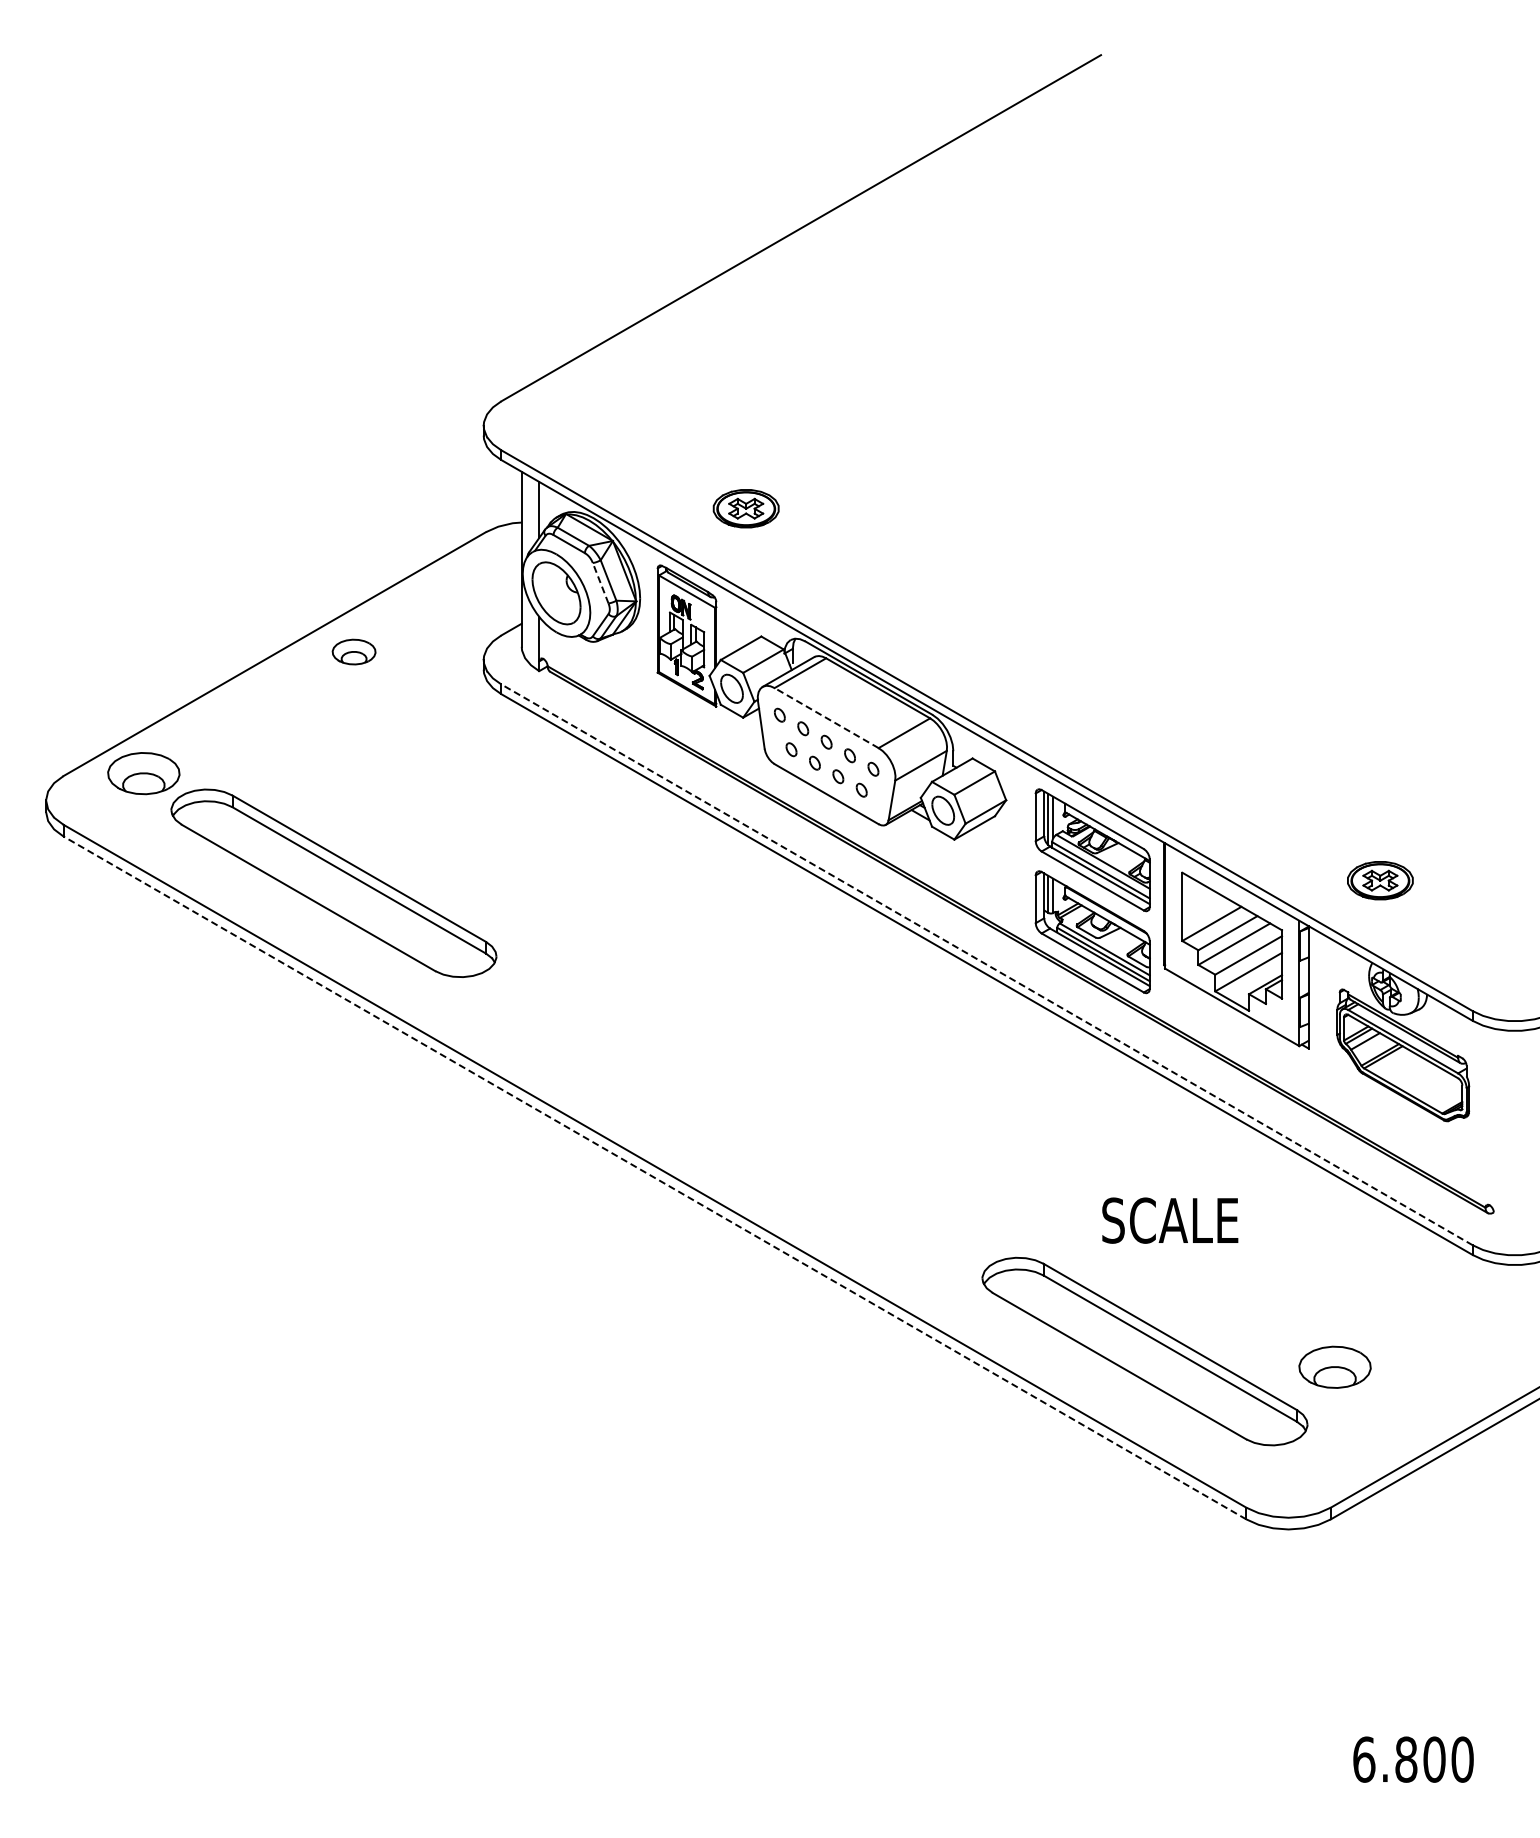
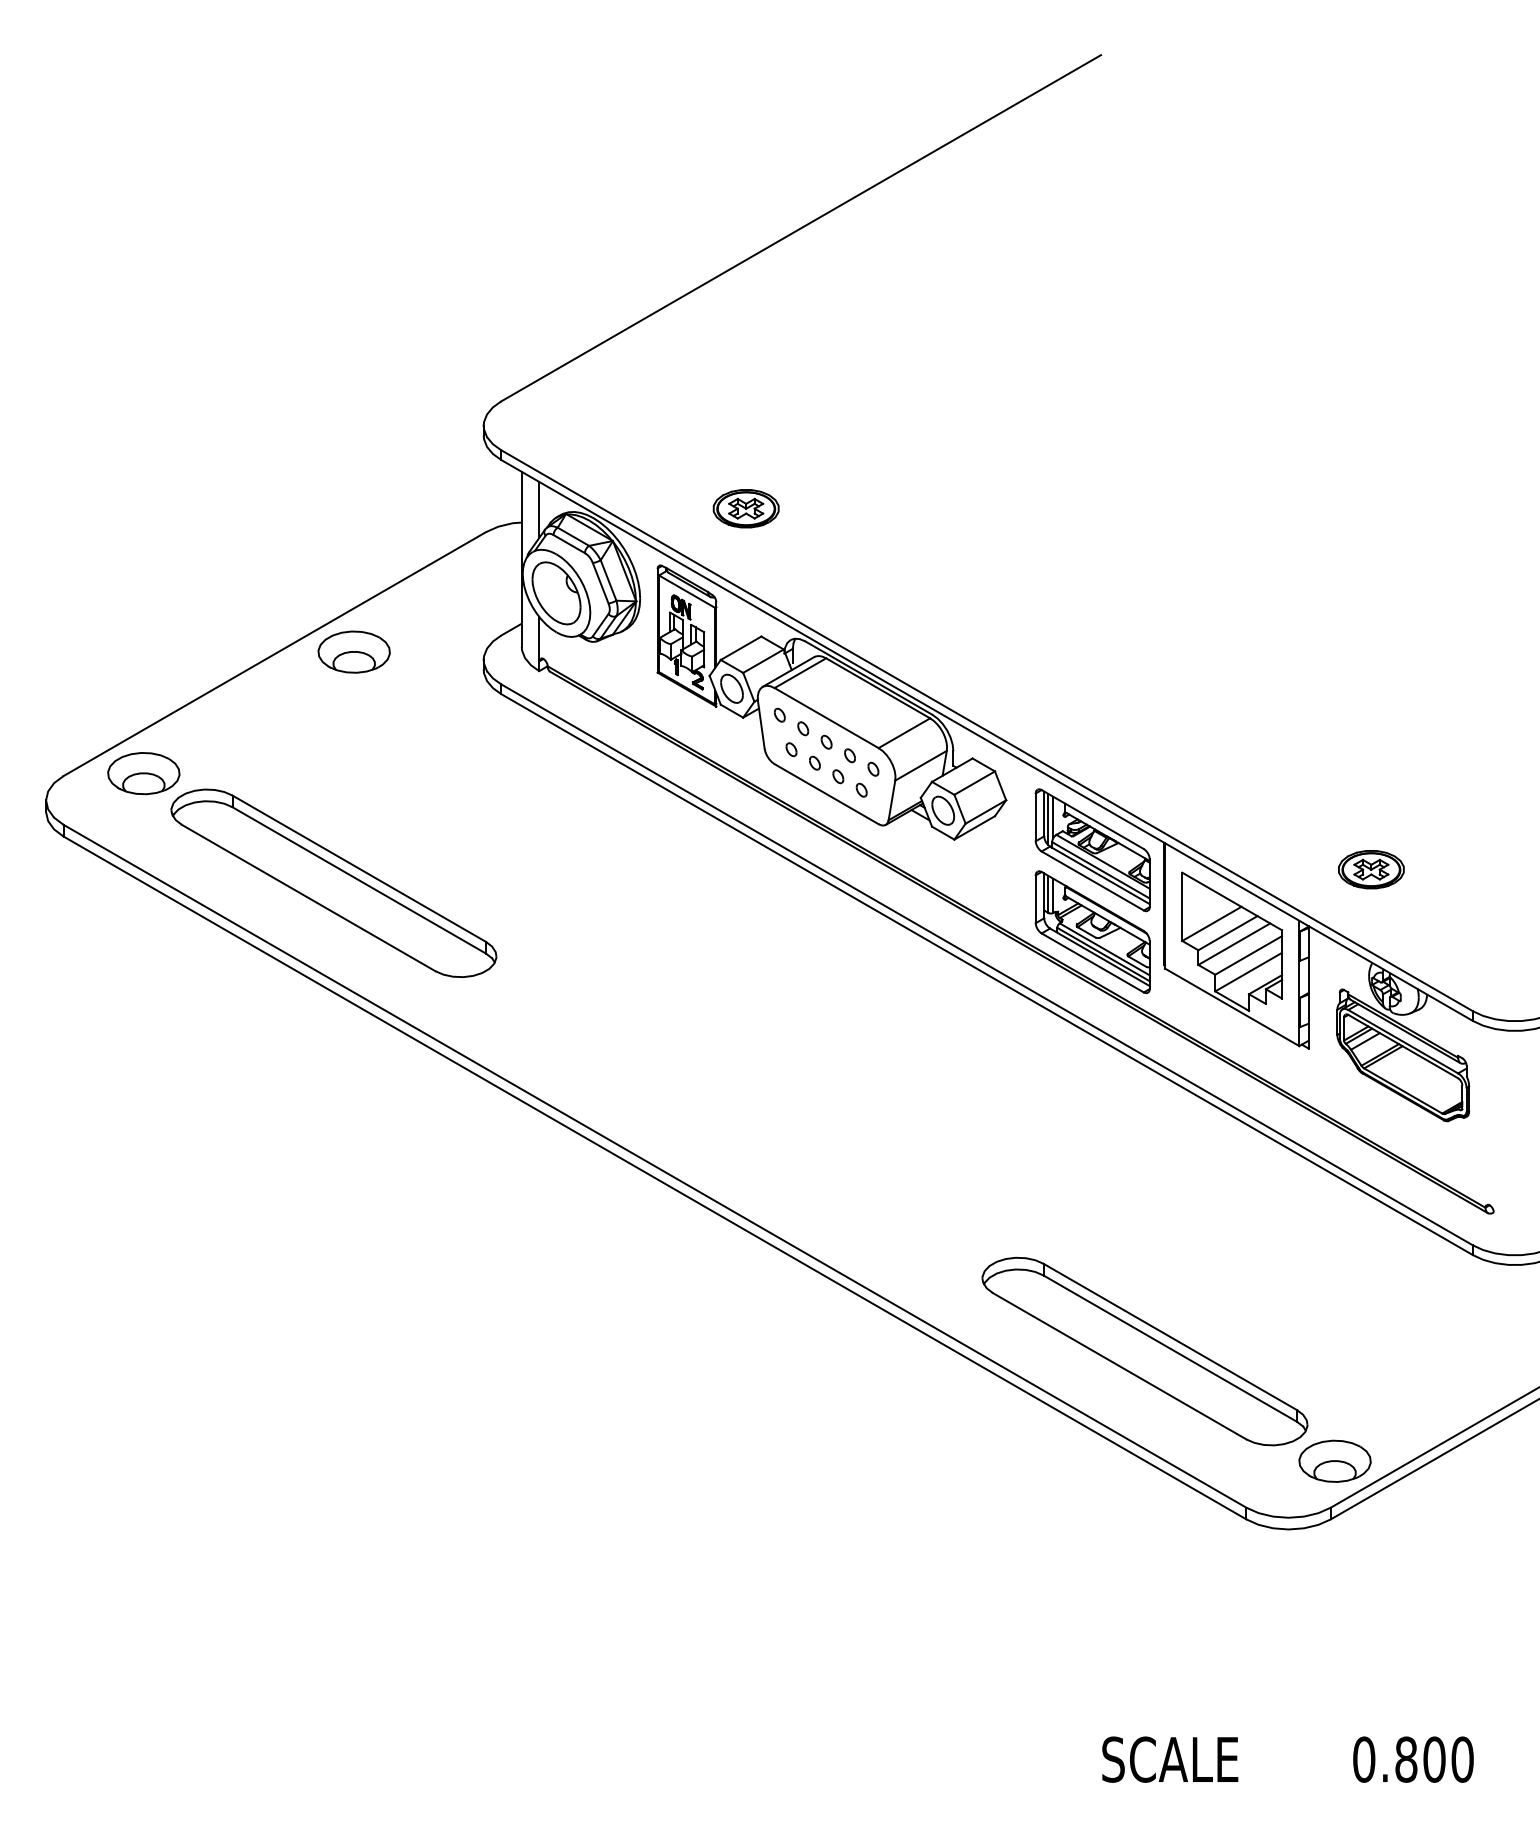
line: dashed -> solid (600, 583)
part size: 46x28 px -> 74x44 px (353, 651)
line: dashed -> solid (826, 717)
part position: (1380, 880) -> (1371, 869) (1371, 869)
line: dashed -> solid (986, 964)
line: dashed -> solid (654, 1177)
text position: (1170, 1220) -> (1170, 1759) (1170, 1759)
part position: (1334, 1366) -> (1334, 1460) (1334, 1460)
text: 6.800 -> 0.800 (1364, 1759)
